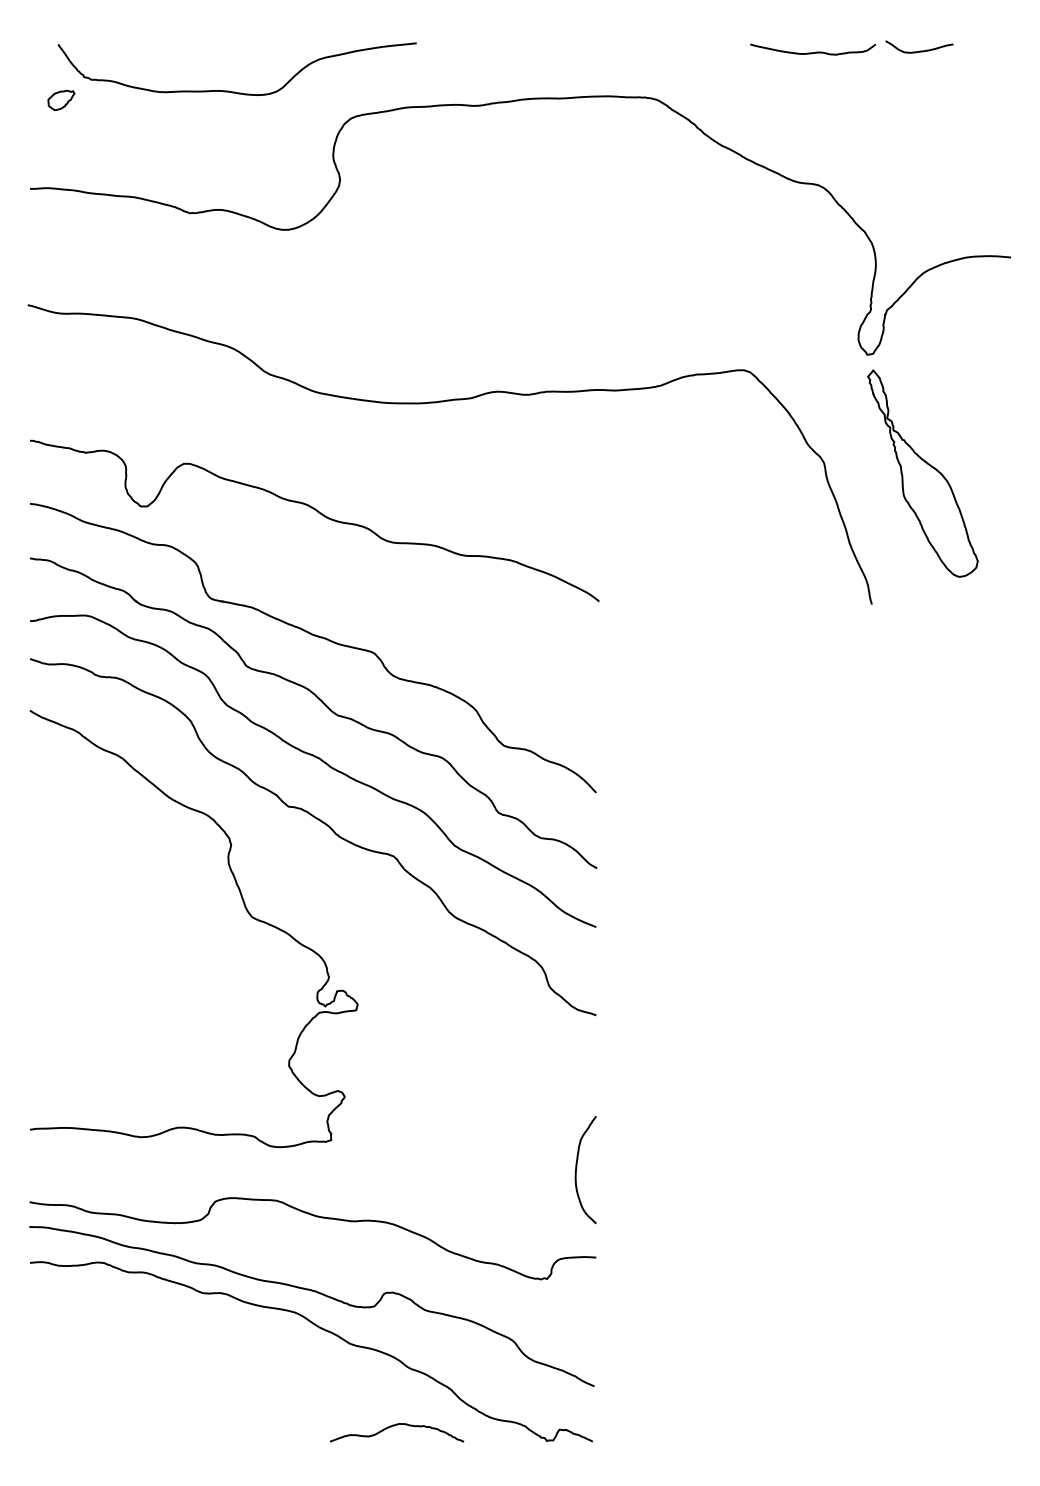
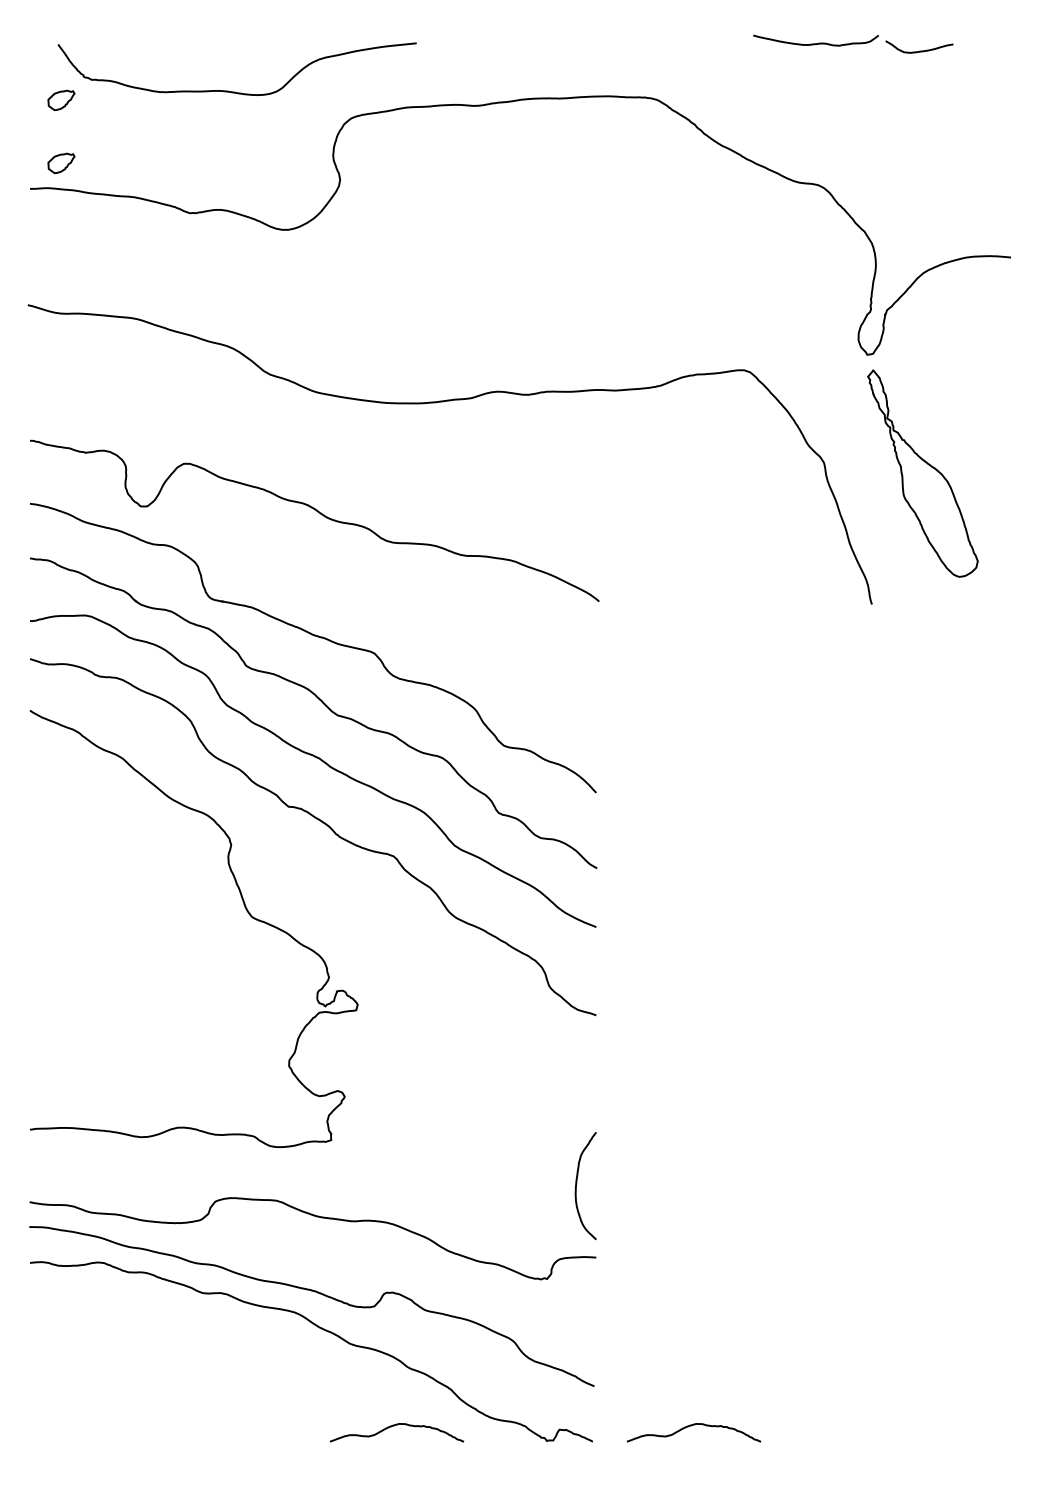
curve position: (812, 52) -> (815, 43) (815, 43)
part: none -> present (61, 162)
curve position: (577, 1167) -> (577, 1183) (577, 1183)
curve: none -> present (691, 1426)
